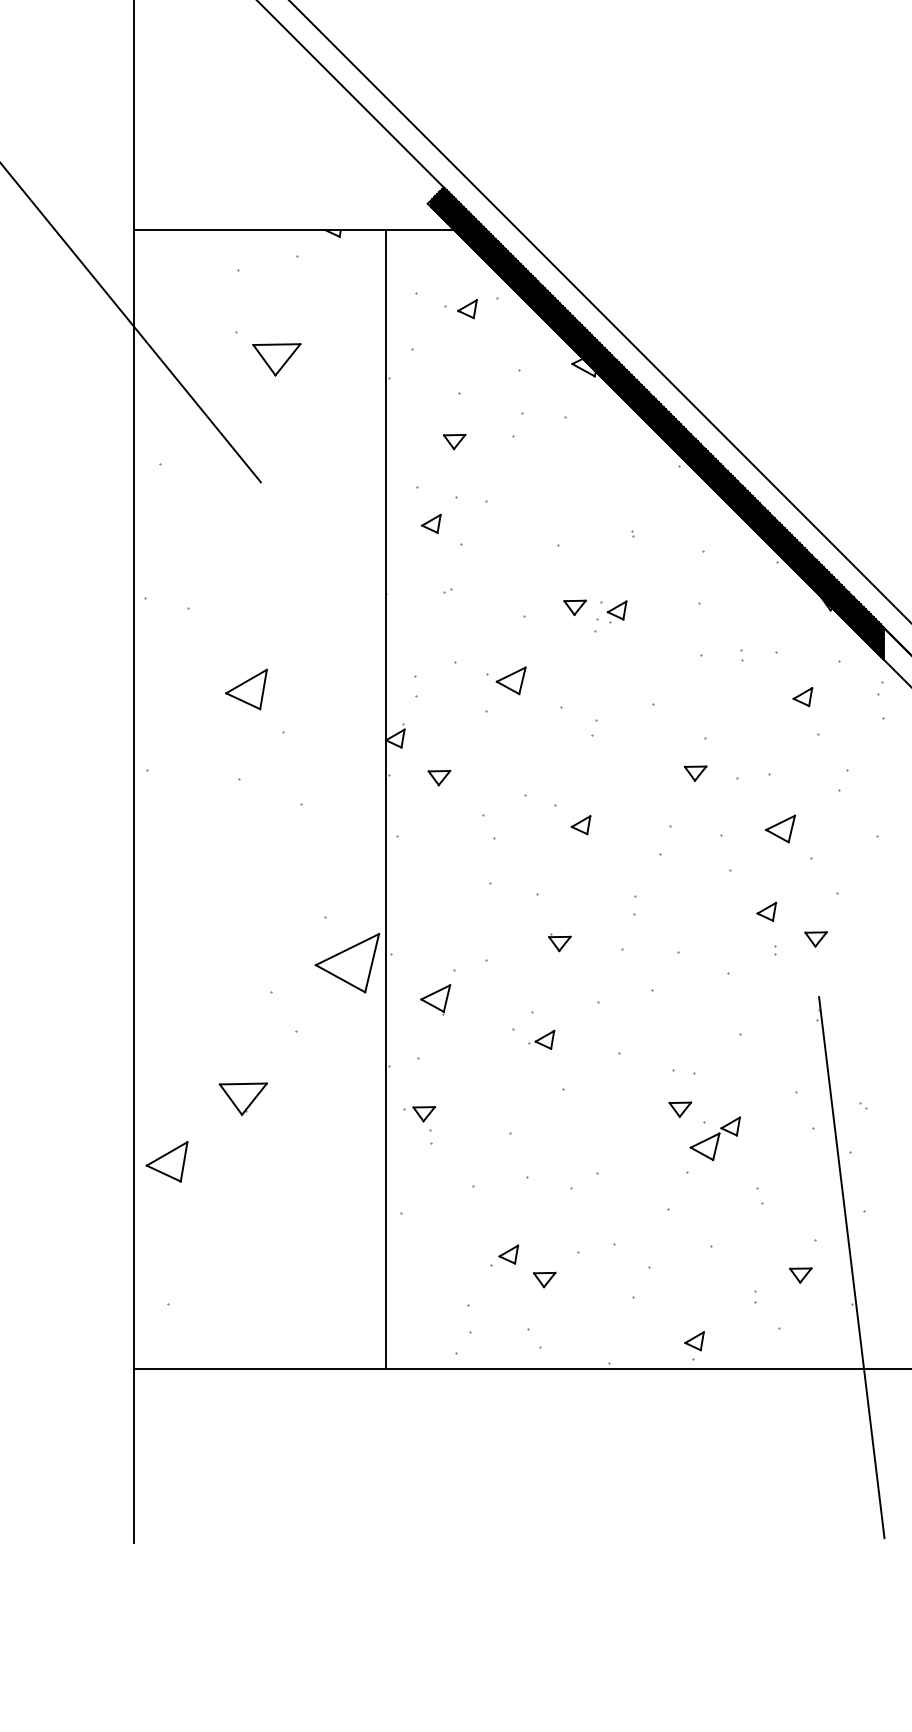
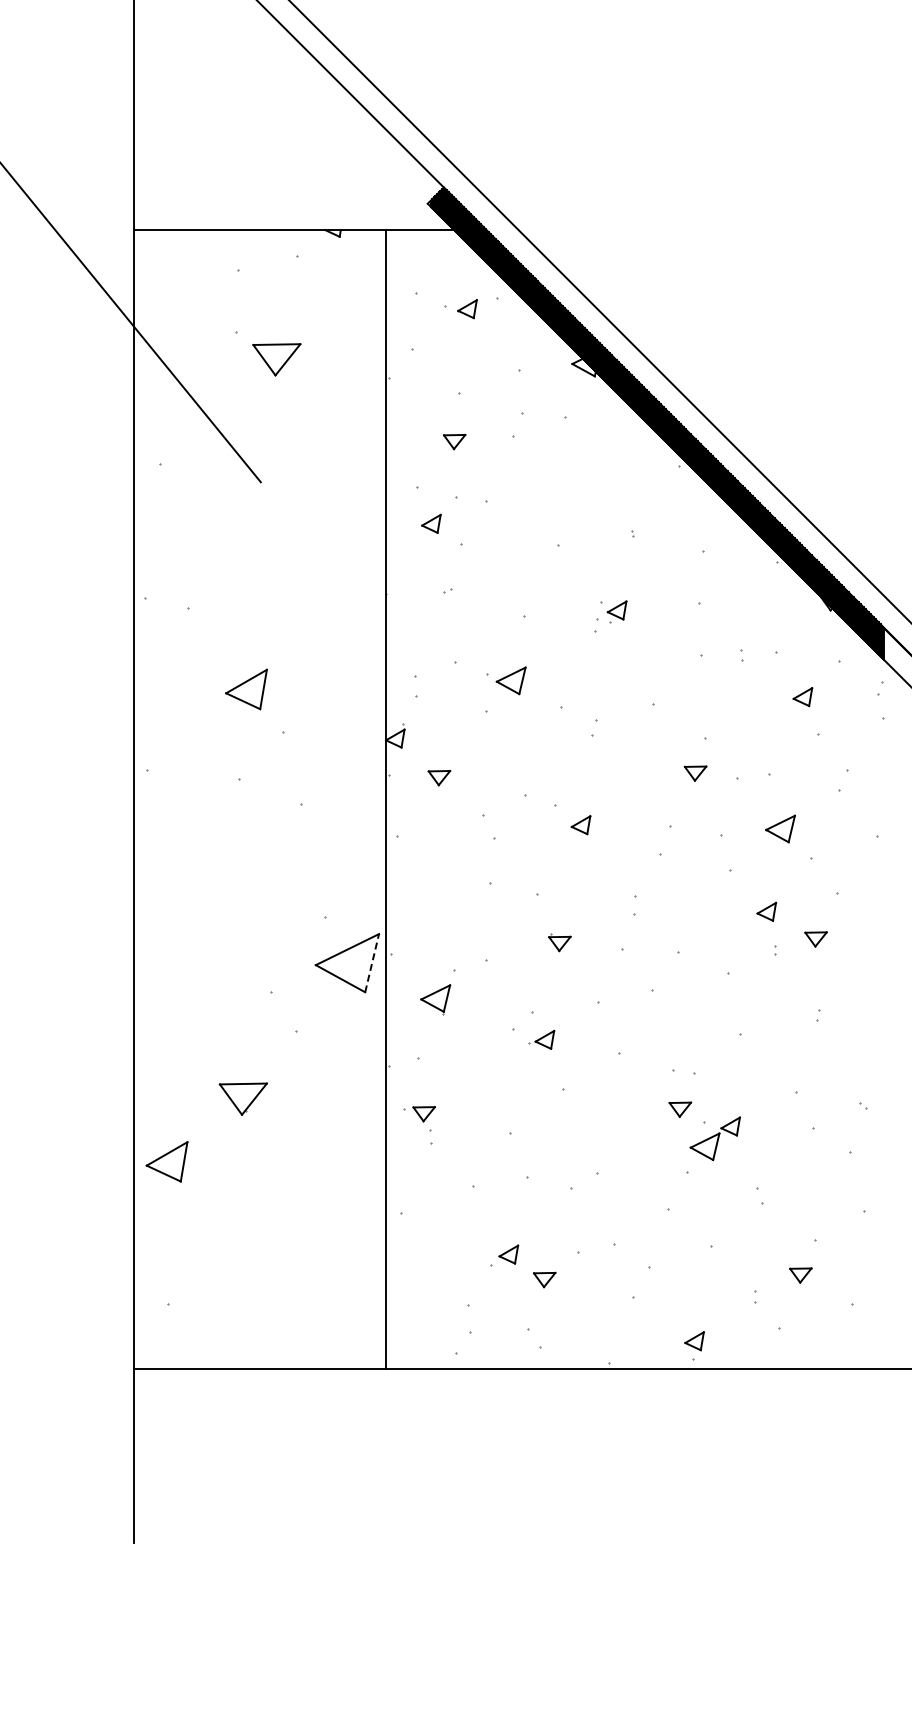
part: present -> none (574, 607)
line: solid -> dashed (372, 963)
line: present -> none (851, 1267)
